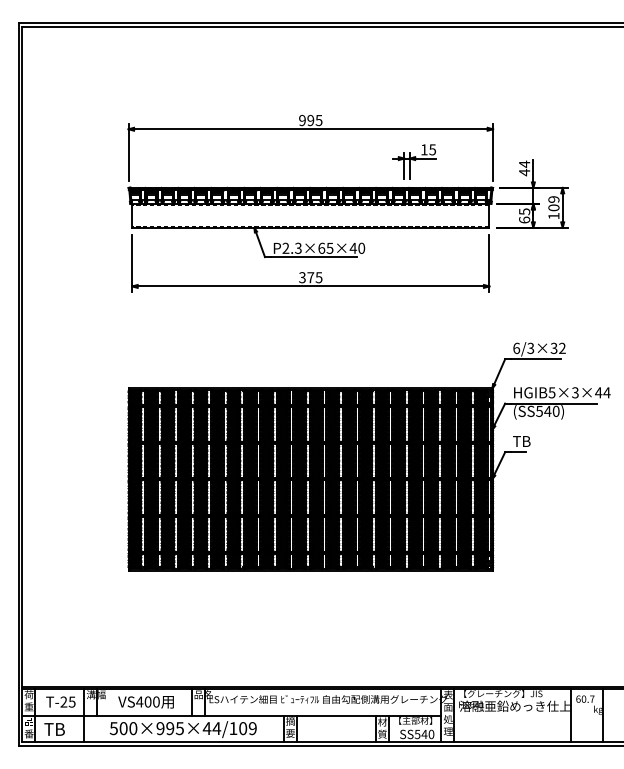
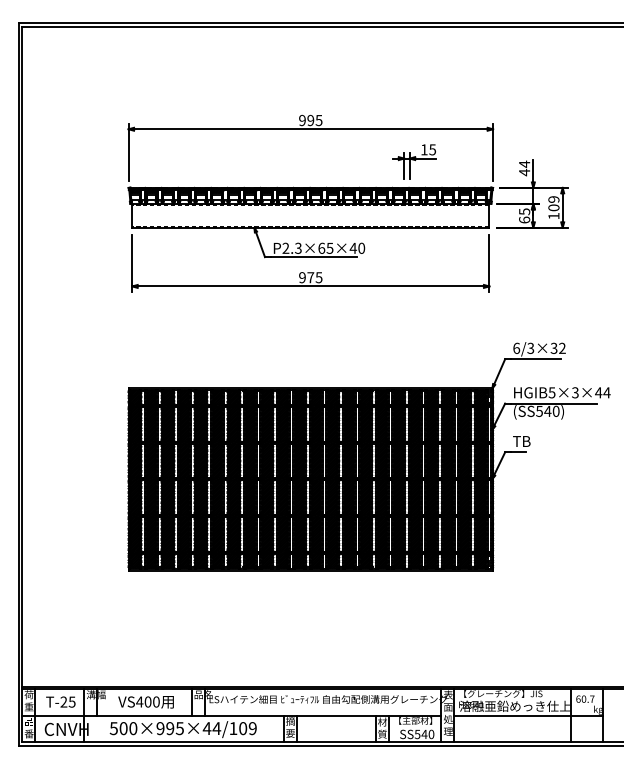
text: 375 -> 975 (302, 277)
line: none -> present (528, 715)
text: TB -> CNVH (66, 729)
